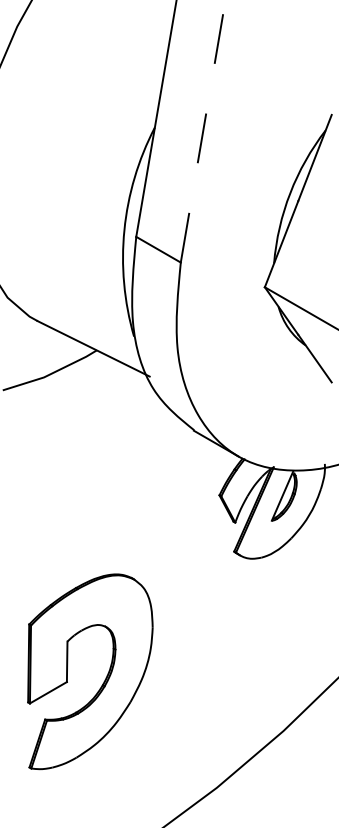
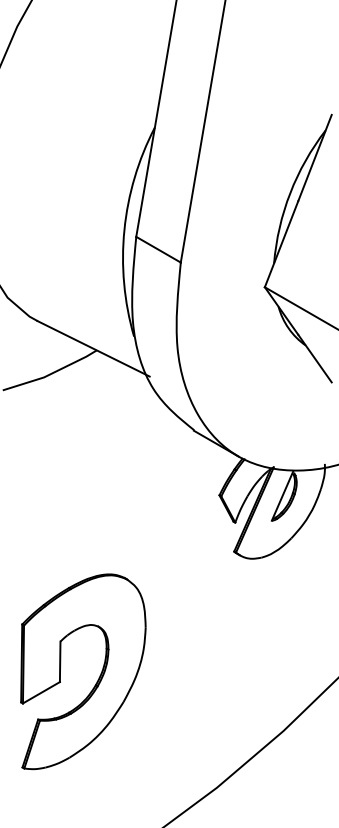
line: dashed -> solid (203, 131)
part position: (104, 679) -> (97, 679) (97, 679)
